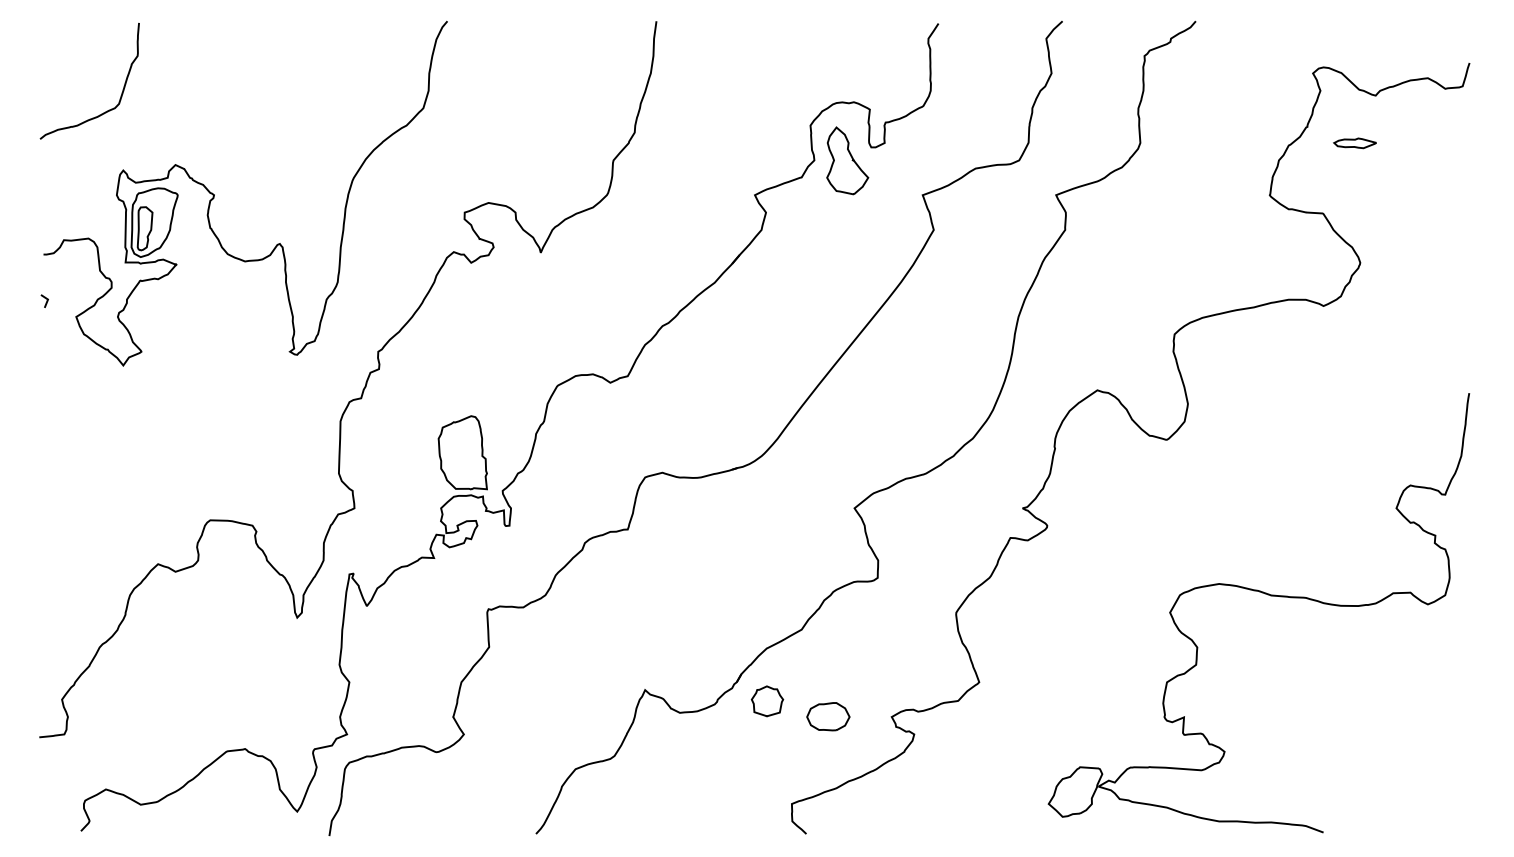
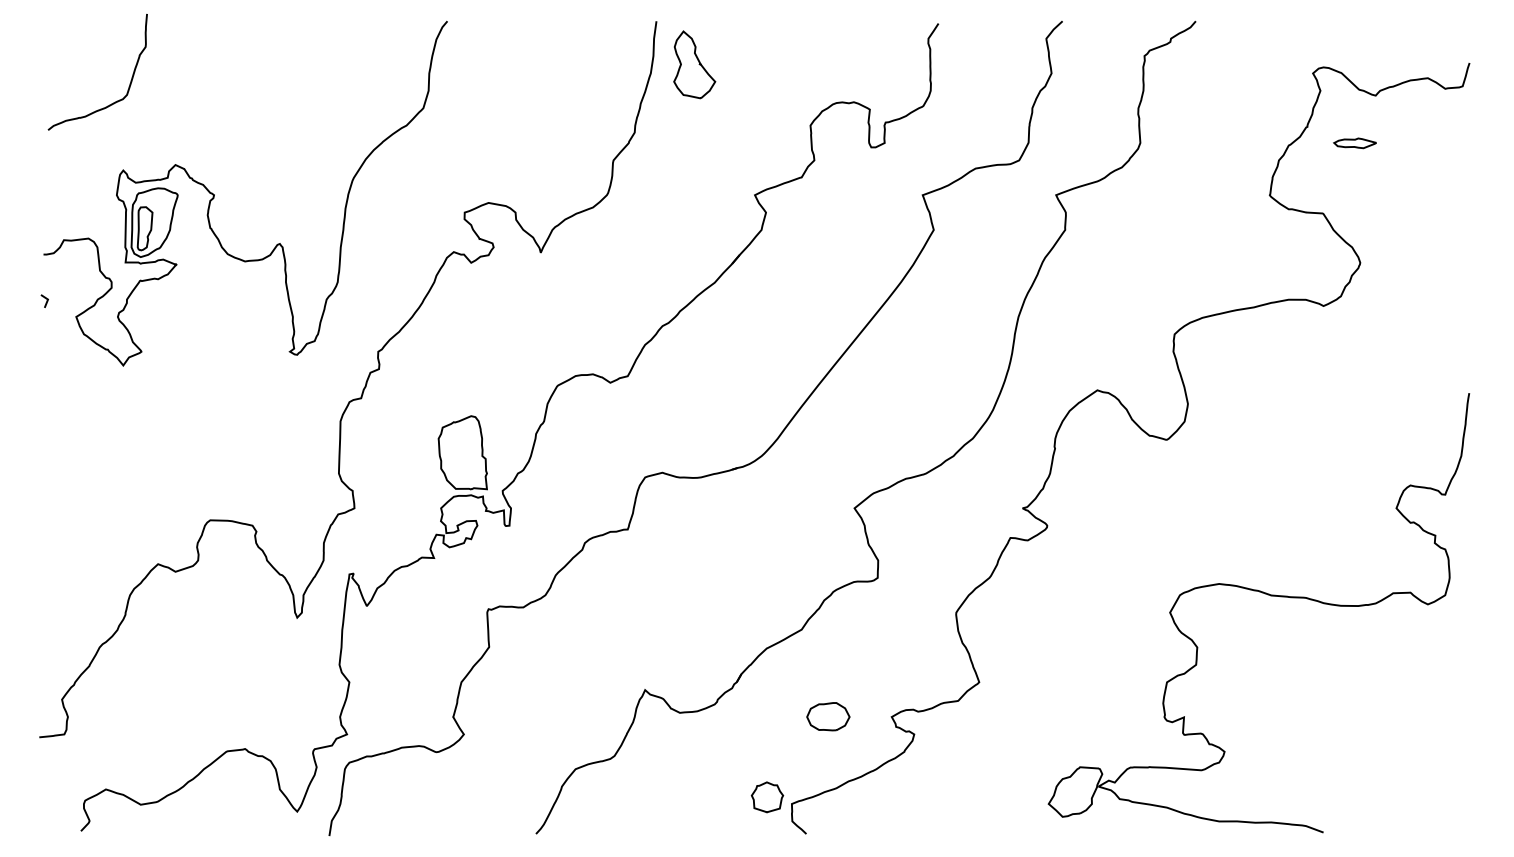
curve position: (121, 92) -> (129, 83) (129, 83)
part position: (847, 160) -> (694, 64) (694, 64)
part position: (767, 701) -> (767, 797) (767, 797)
